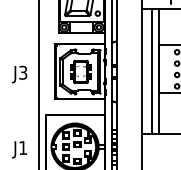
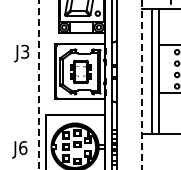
text position: (19, 74) -> (21, 53) (21, 53)
line: solid -> dashed (39, 85)
line: solid -> dashed (141, 85)
text: J1 -> J6 (23, 148)
